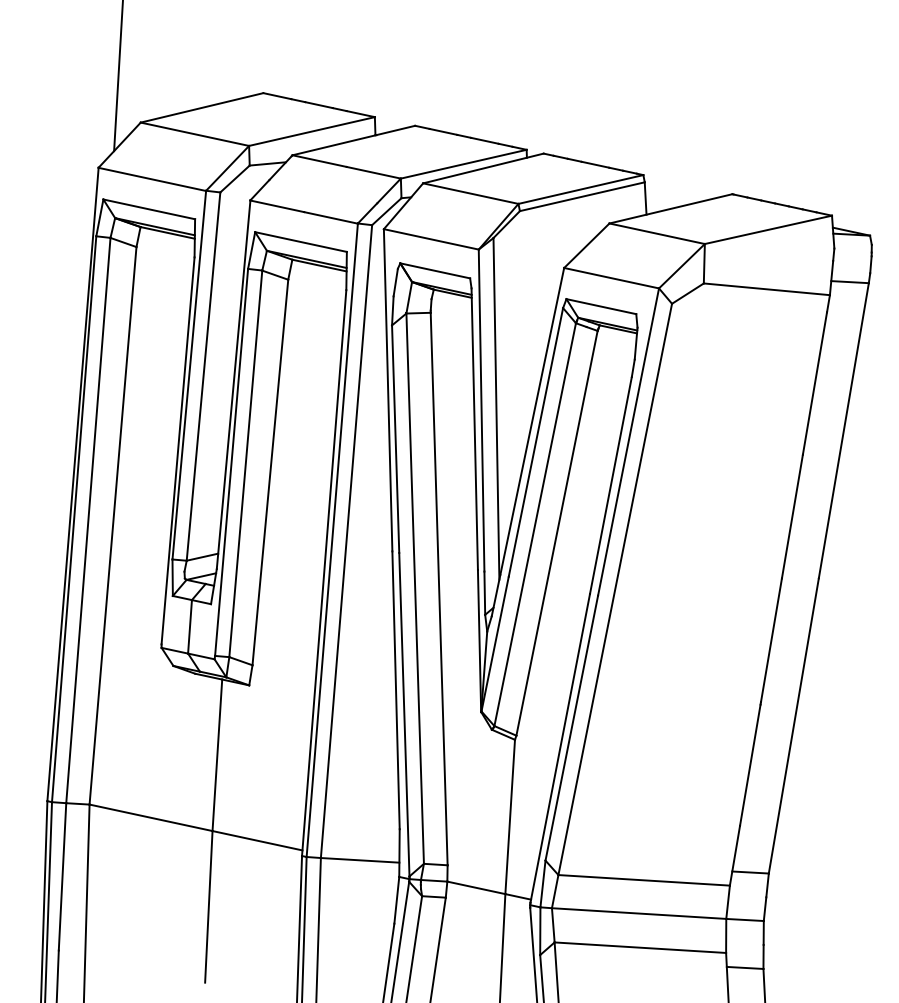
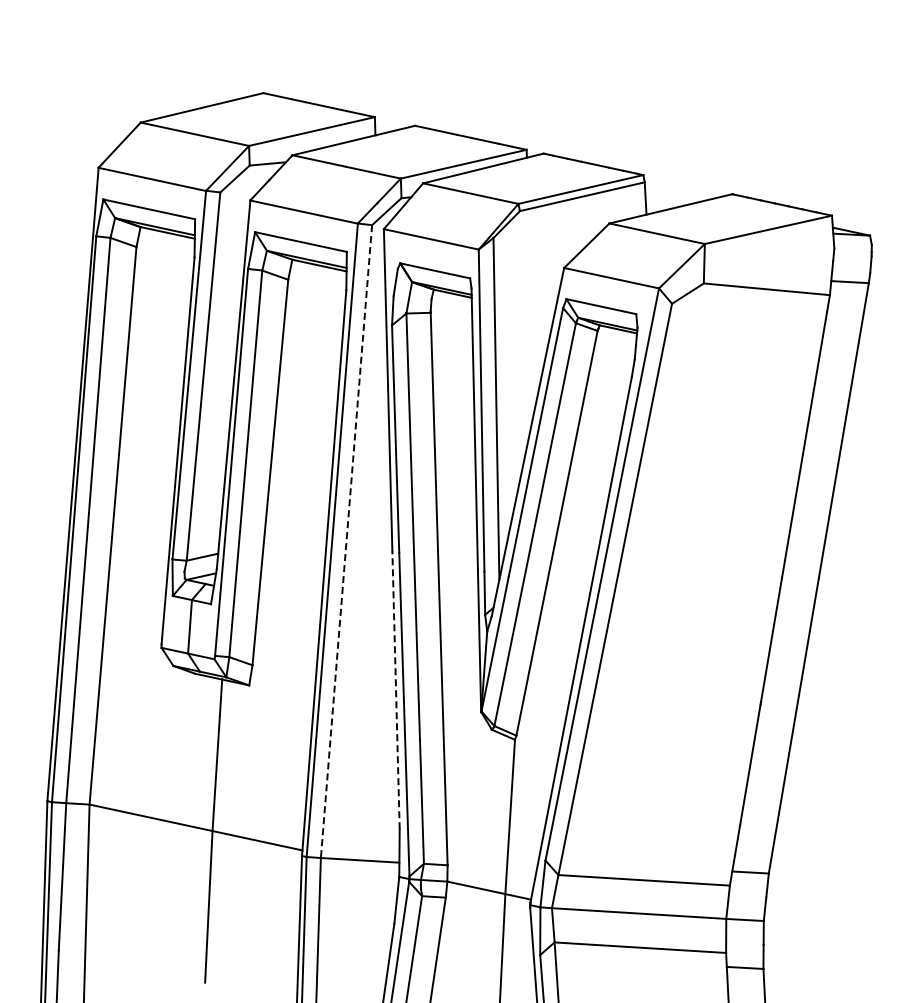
line: present -> none (118, 76)
line: solid -> dashed (346, 542)
line: solid -> dashed (396, 690)
